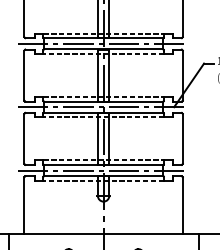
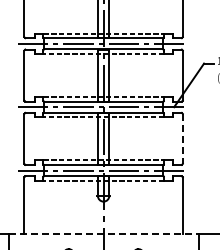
line: solid -> dashed (182, 139)
line: solid -> dashed (104, 233)
